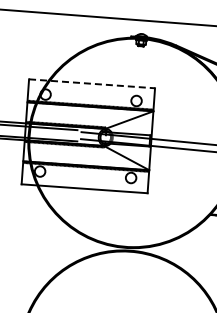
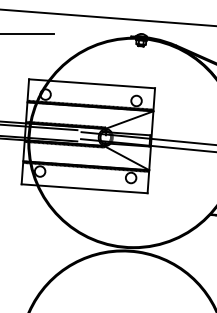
line: none -> present (27, 34)
line: dashed -> solid (92, 83)
